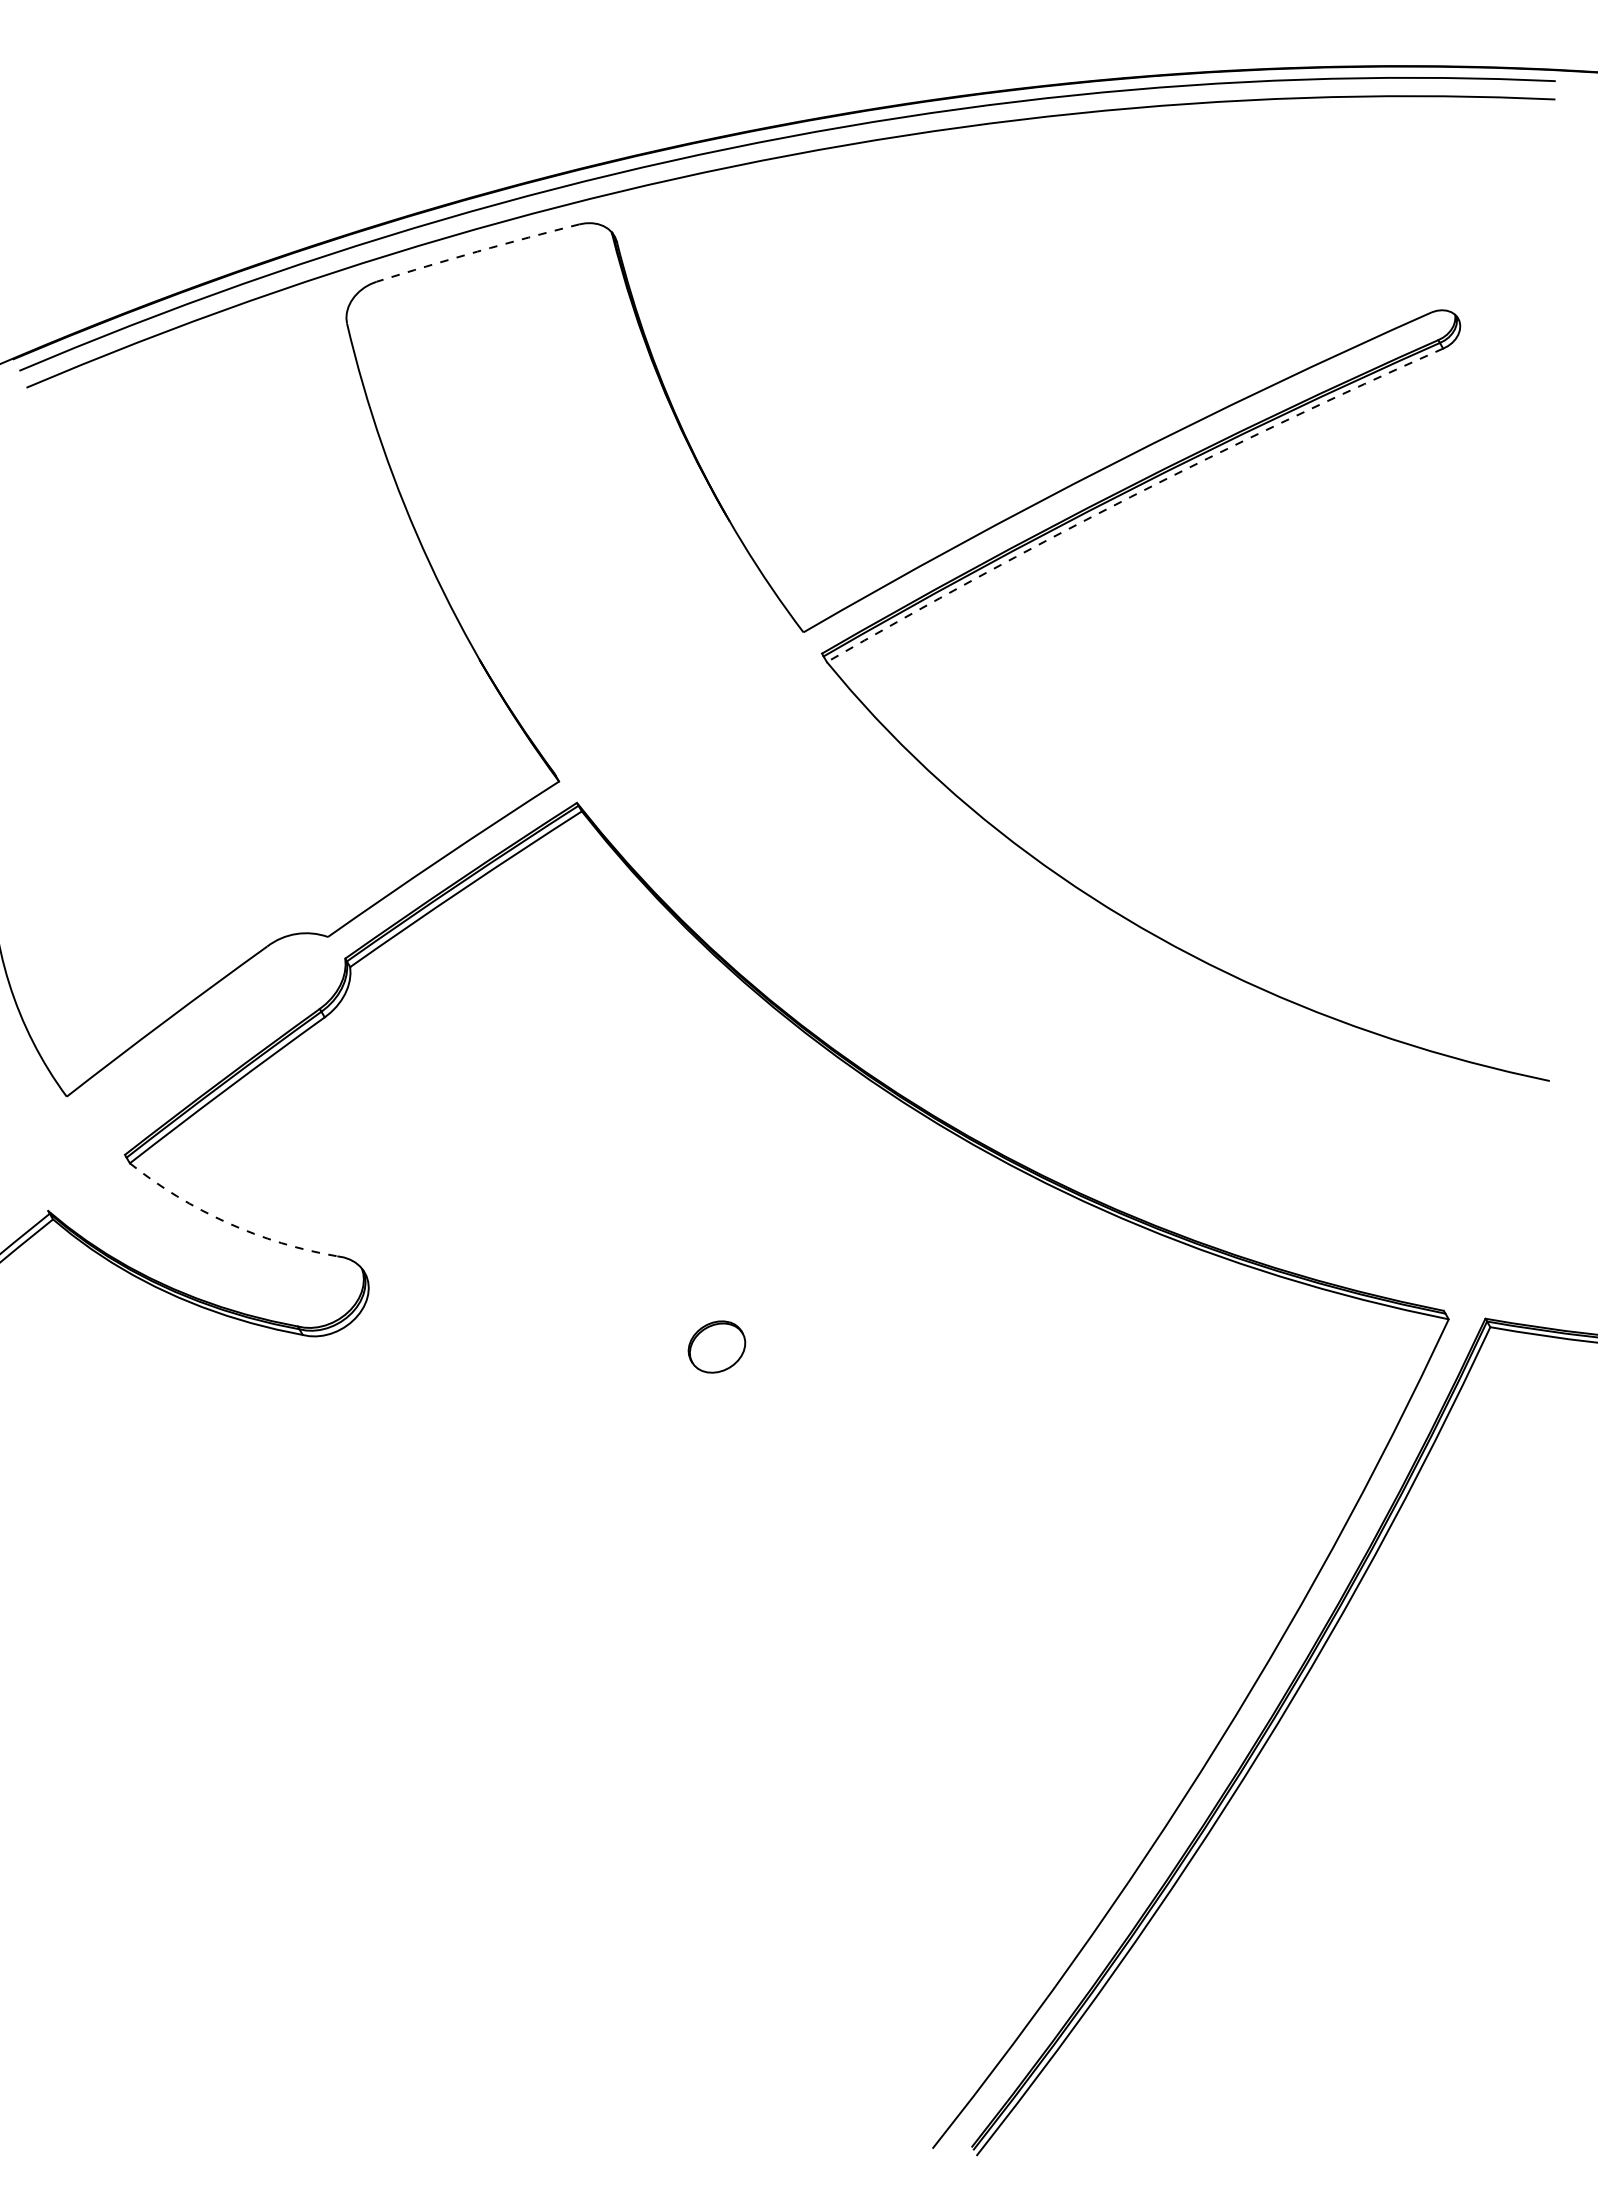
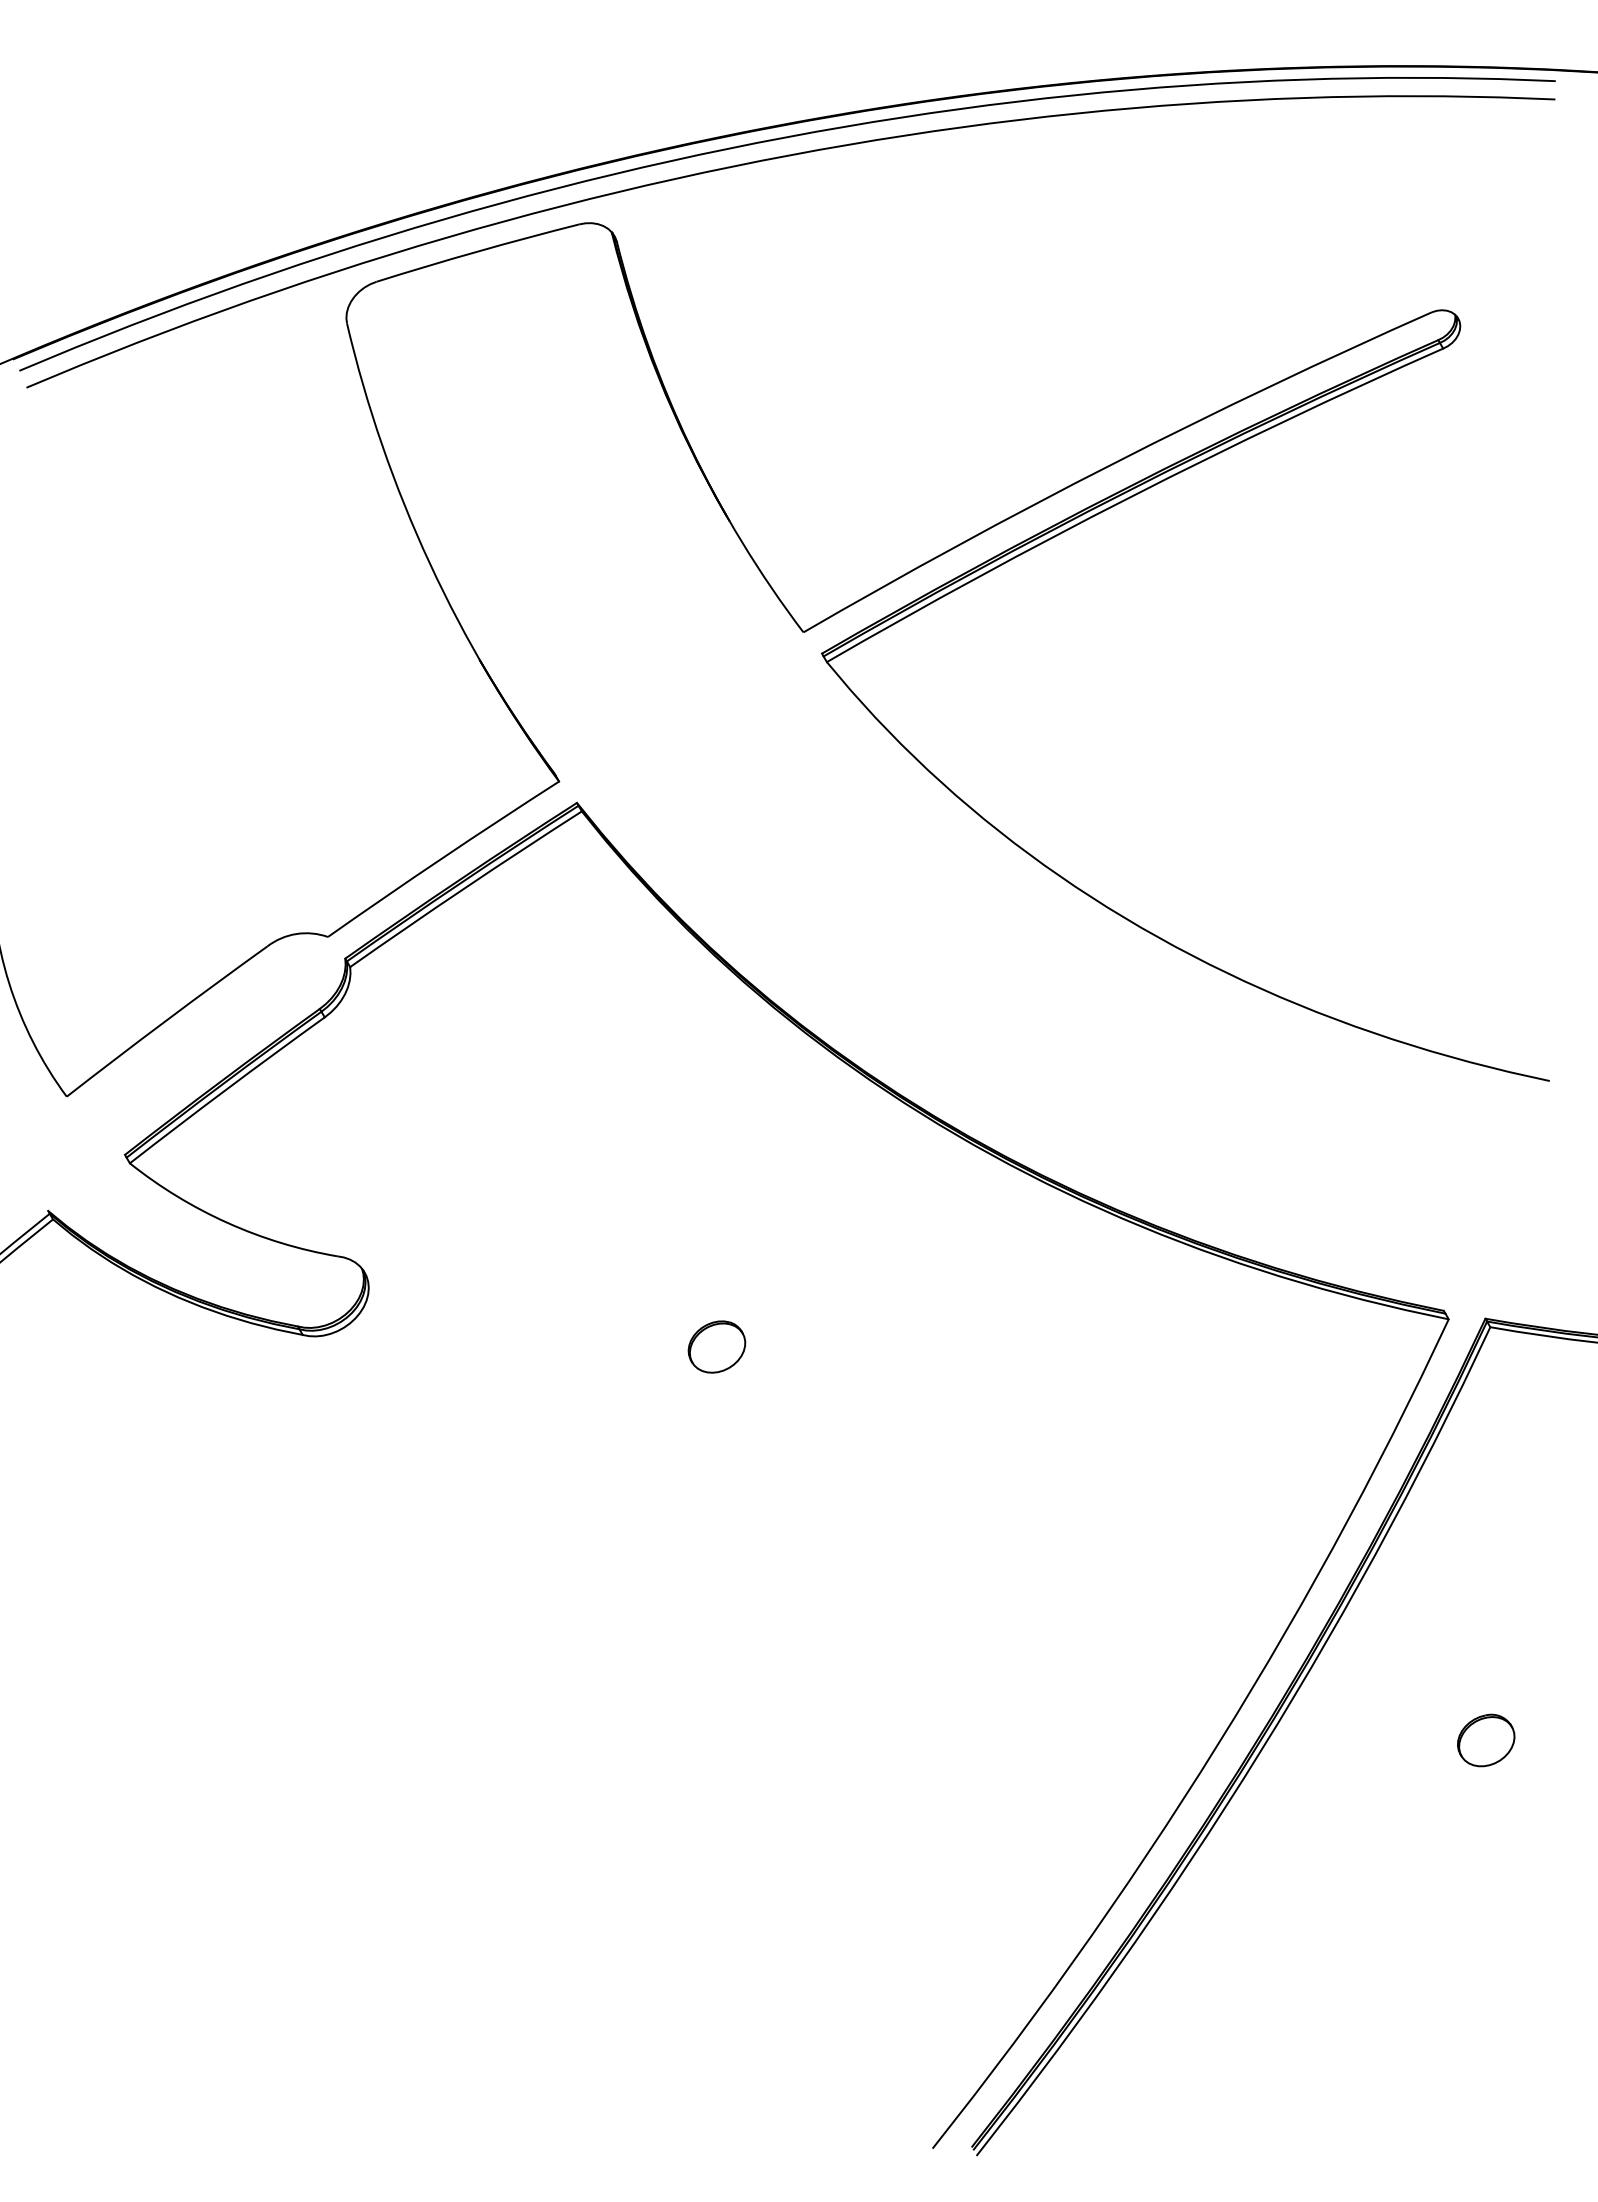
arc: dashed -> solid (477, 251)
arc: dashed -> solid (1130, 497)
arc: dashed -> solid (227, 1222)
part: none -> present (1486, 1740)
